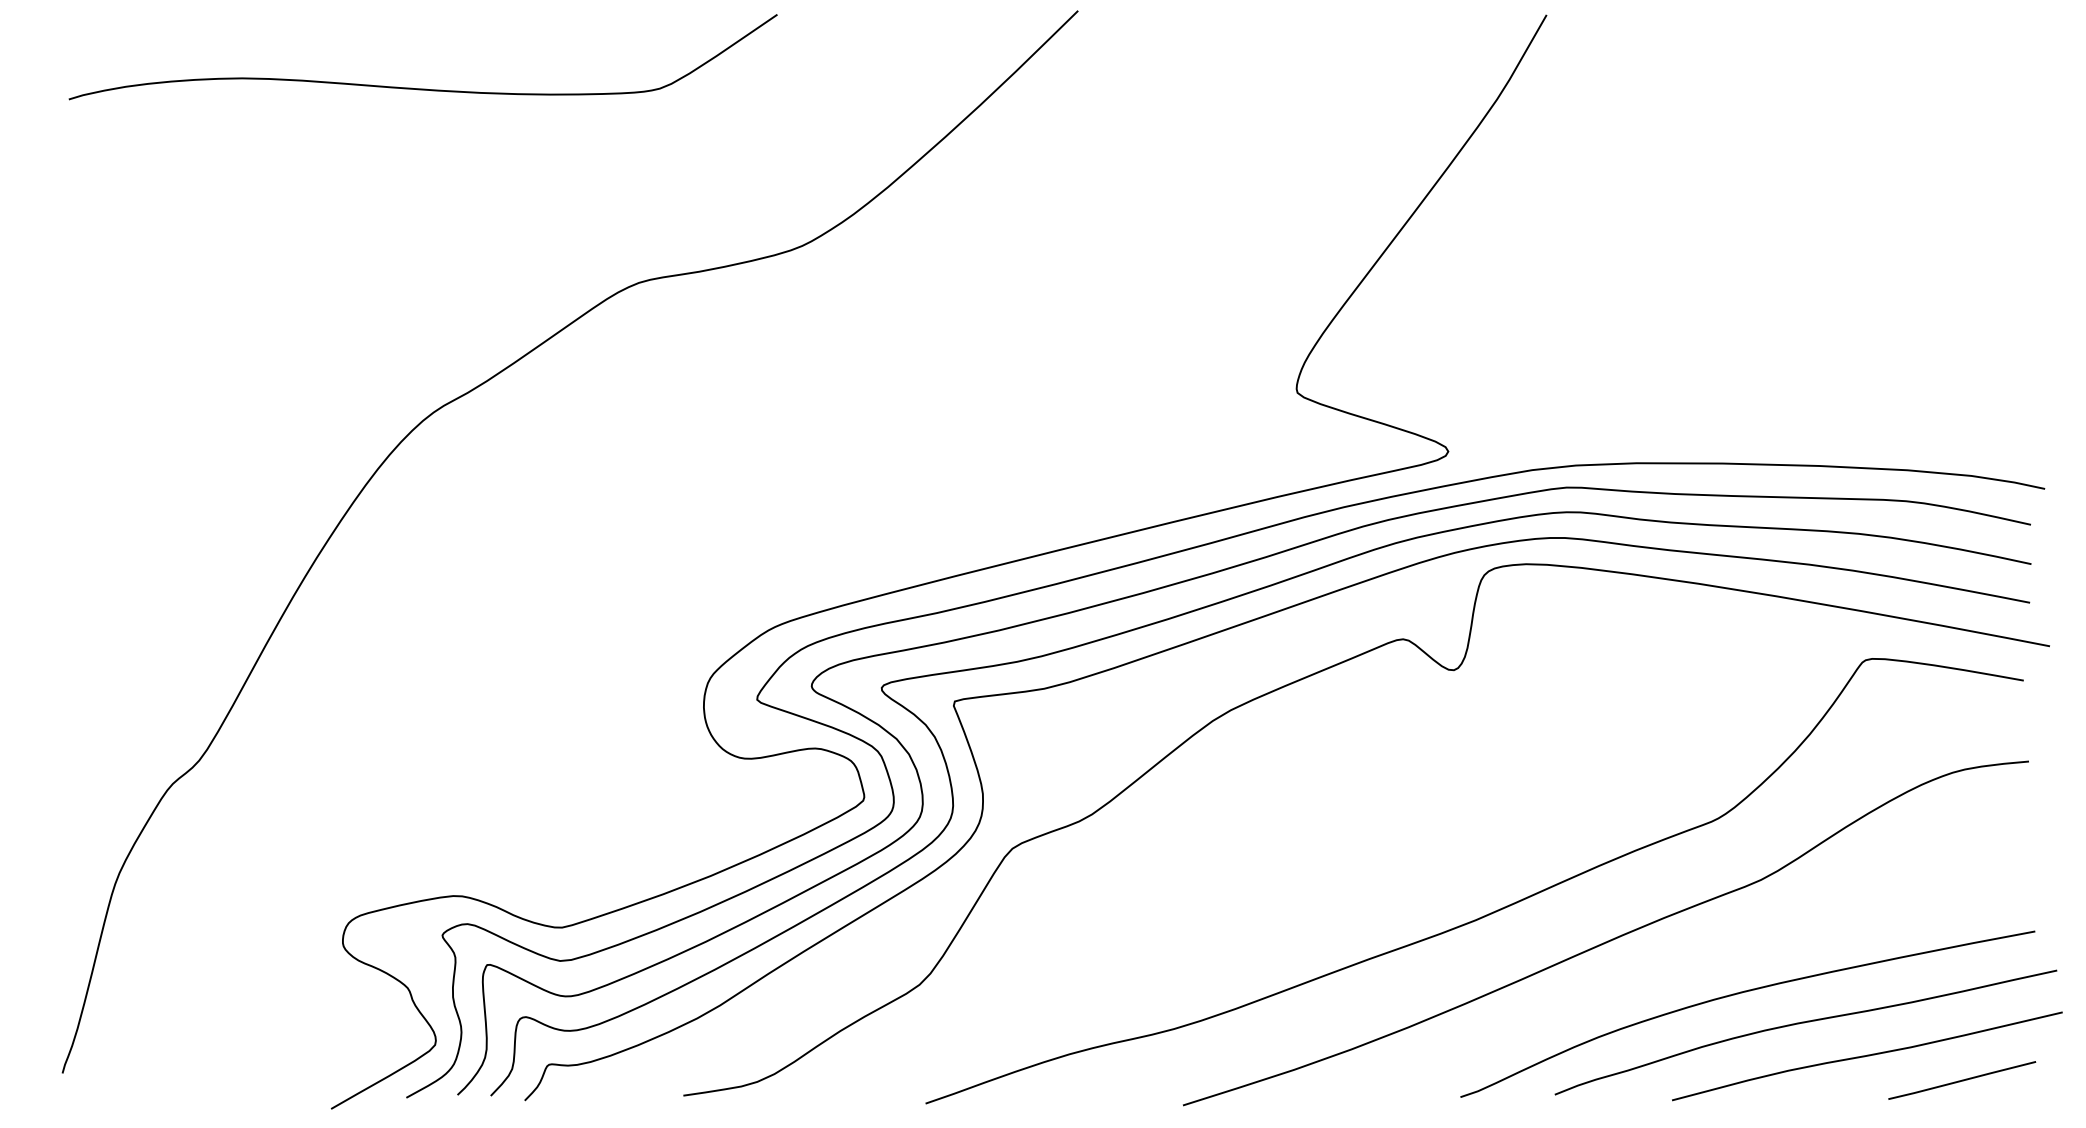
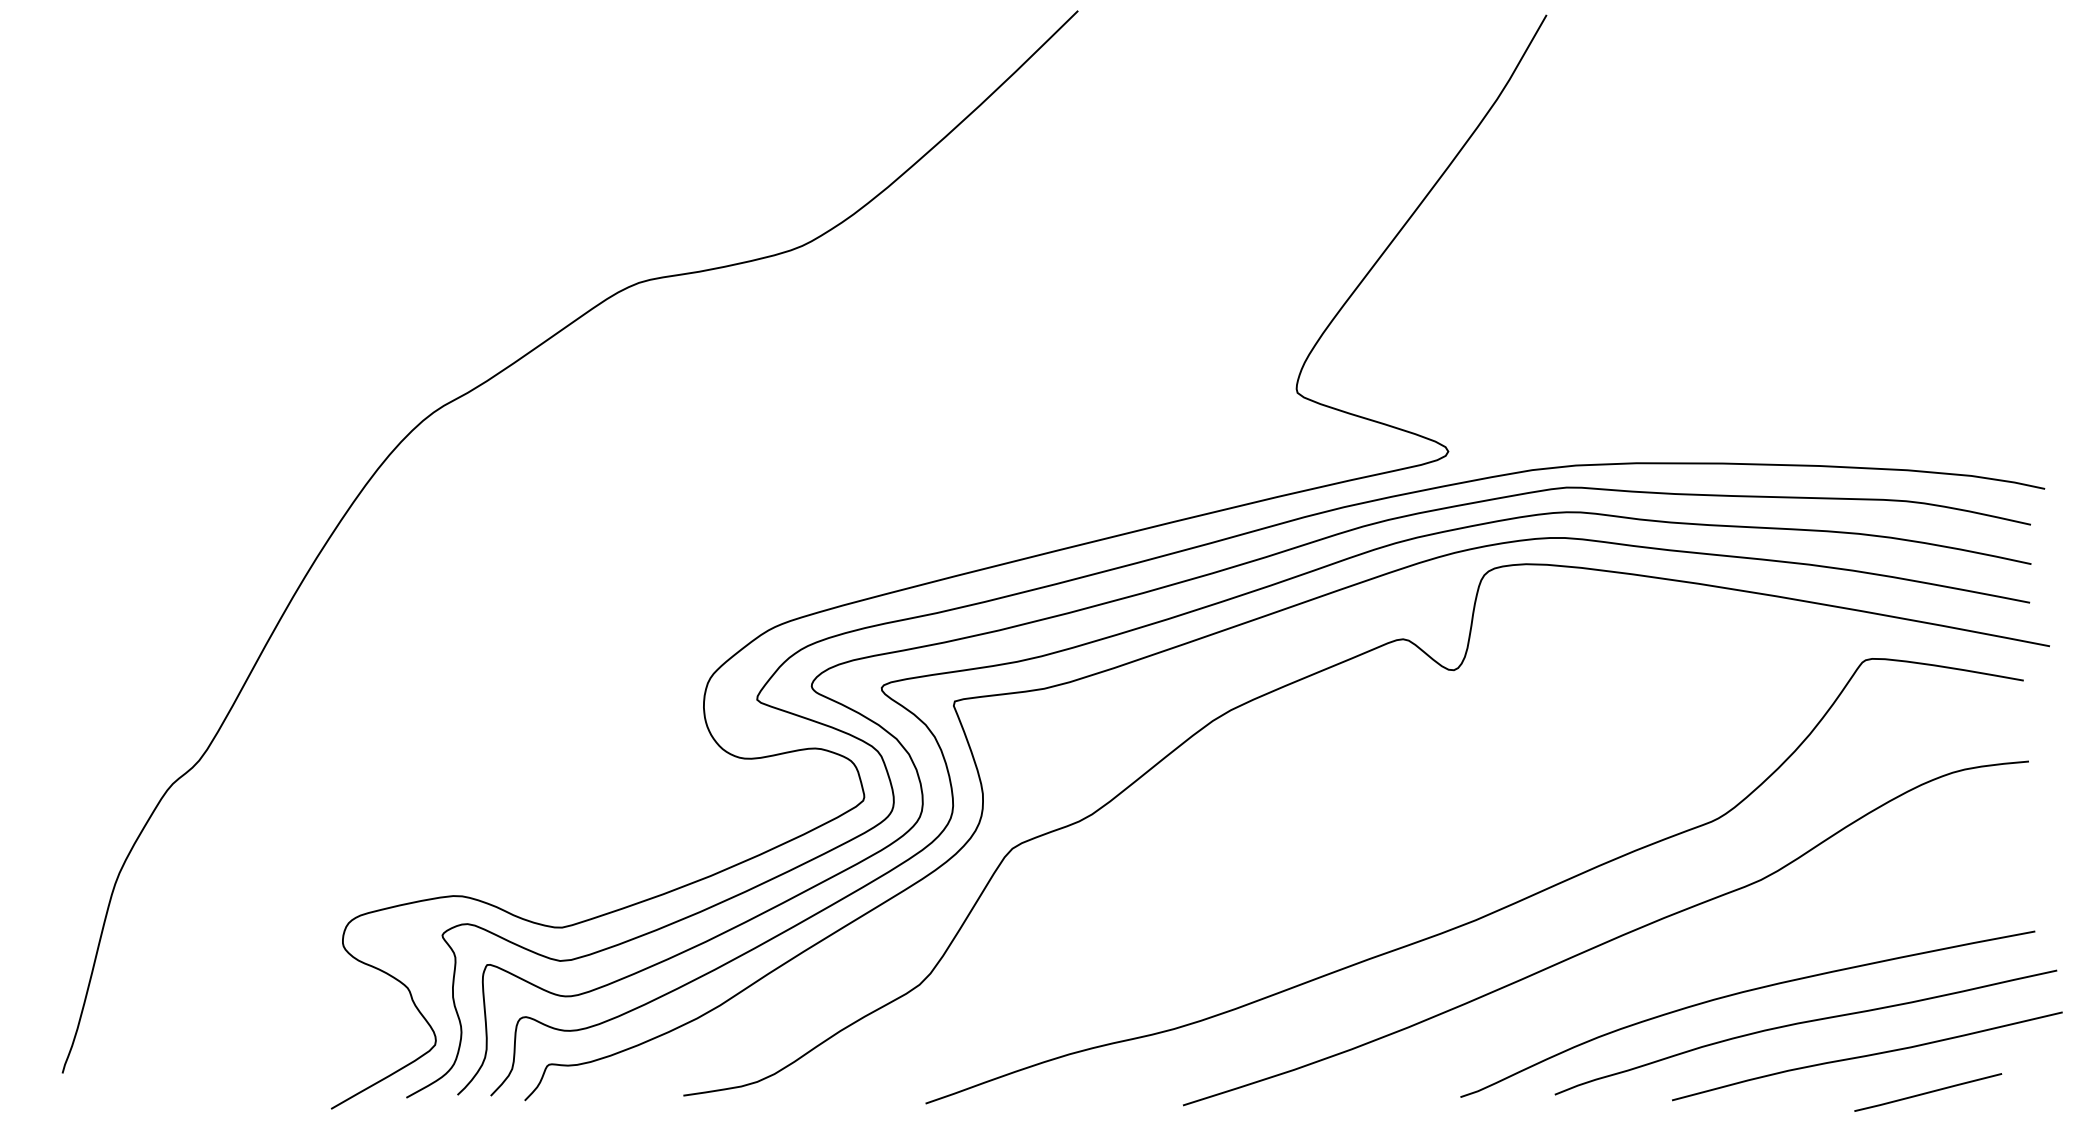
curve: present -> none (422, 88)
line position: (1962, 1080) -> (1928, 1092) (1928, 1092)
